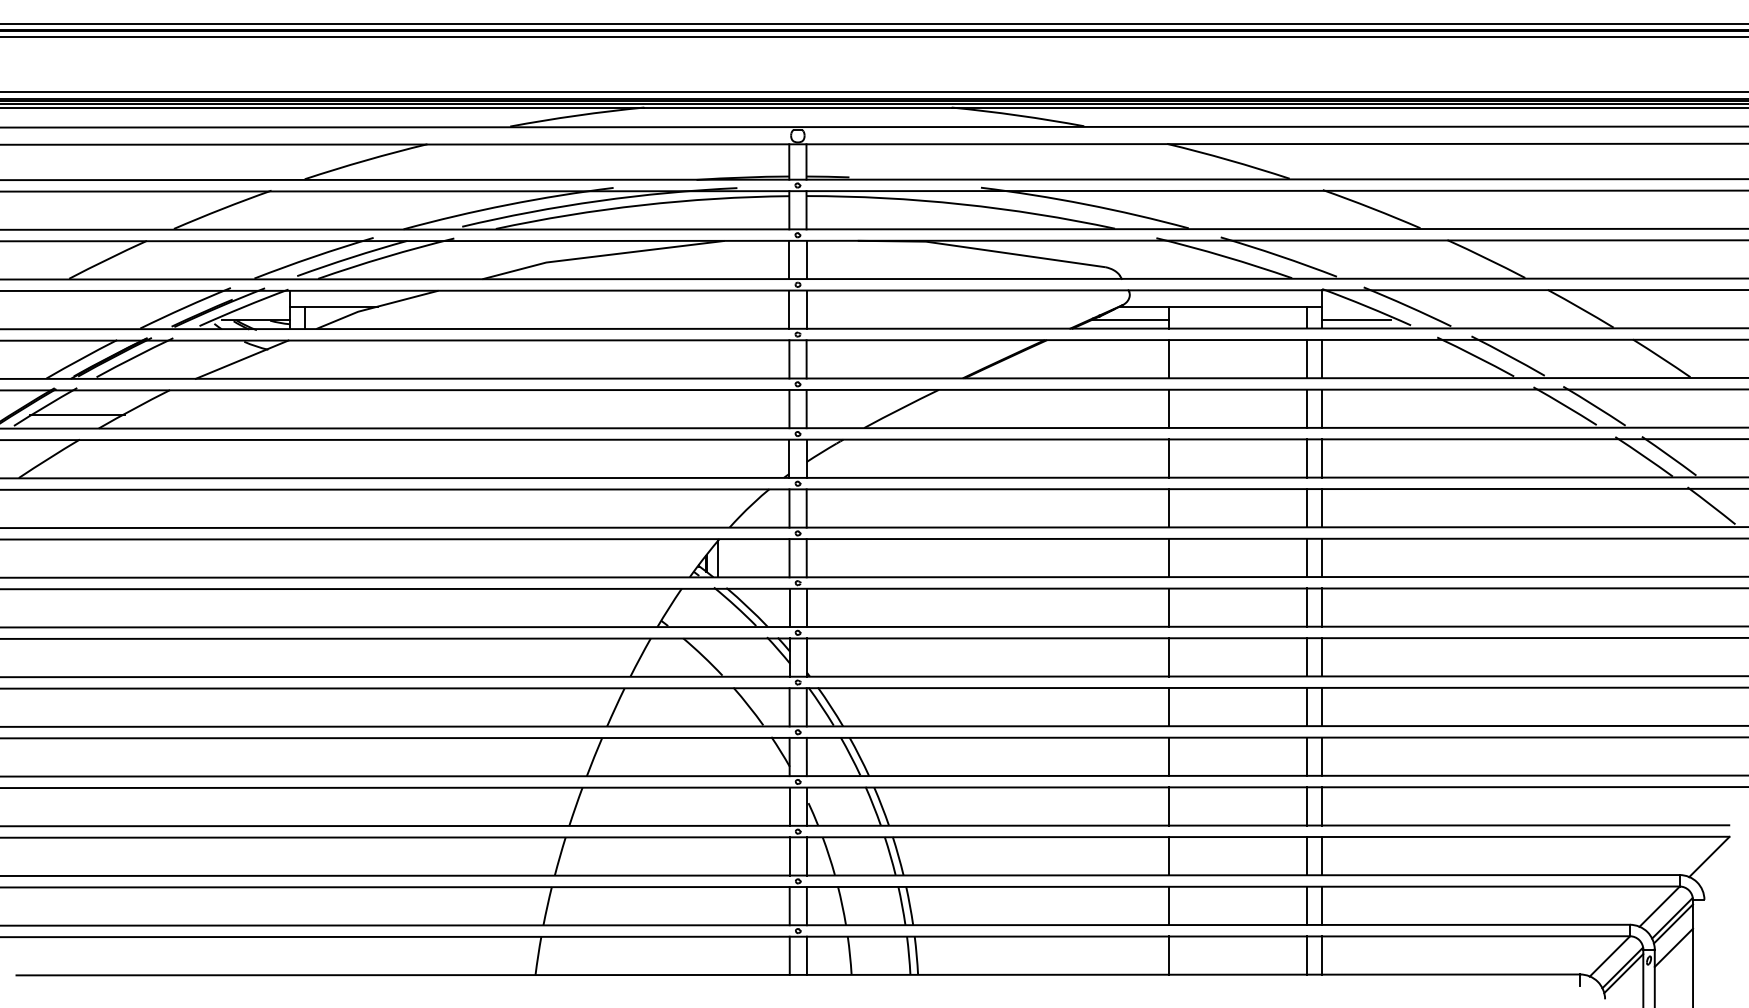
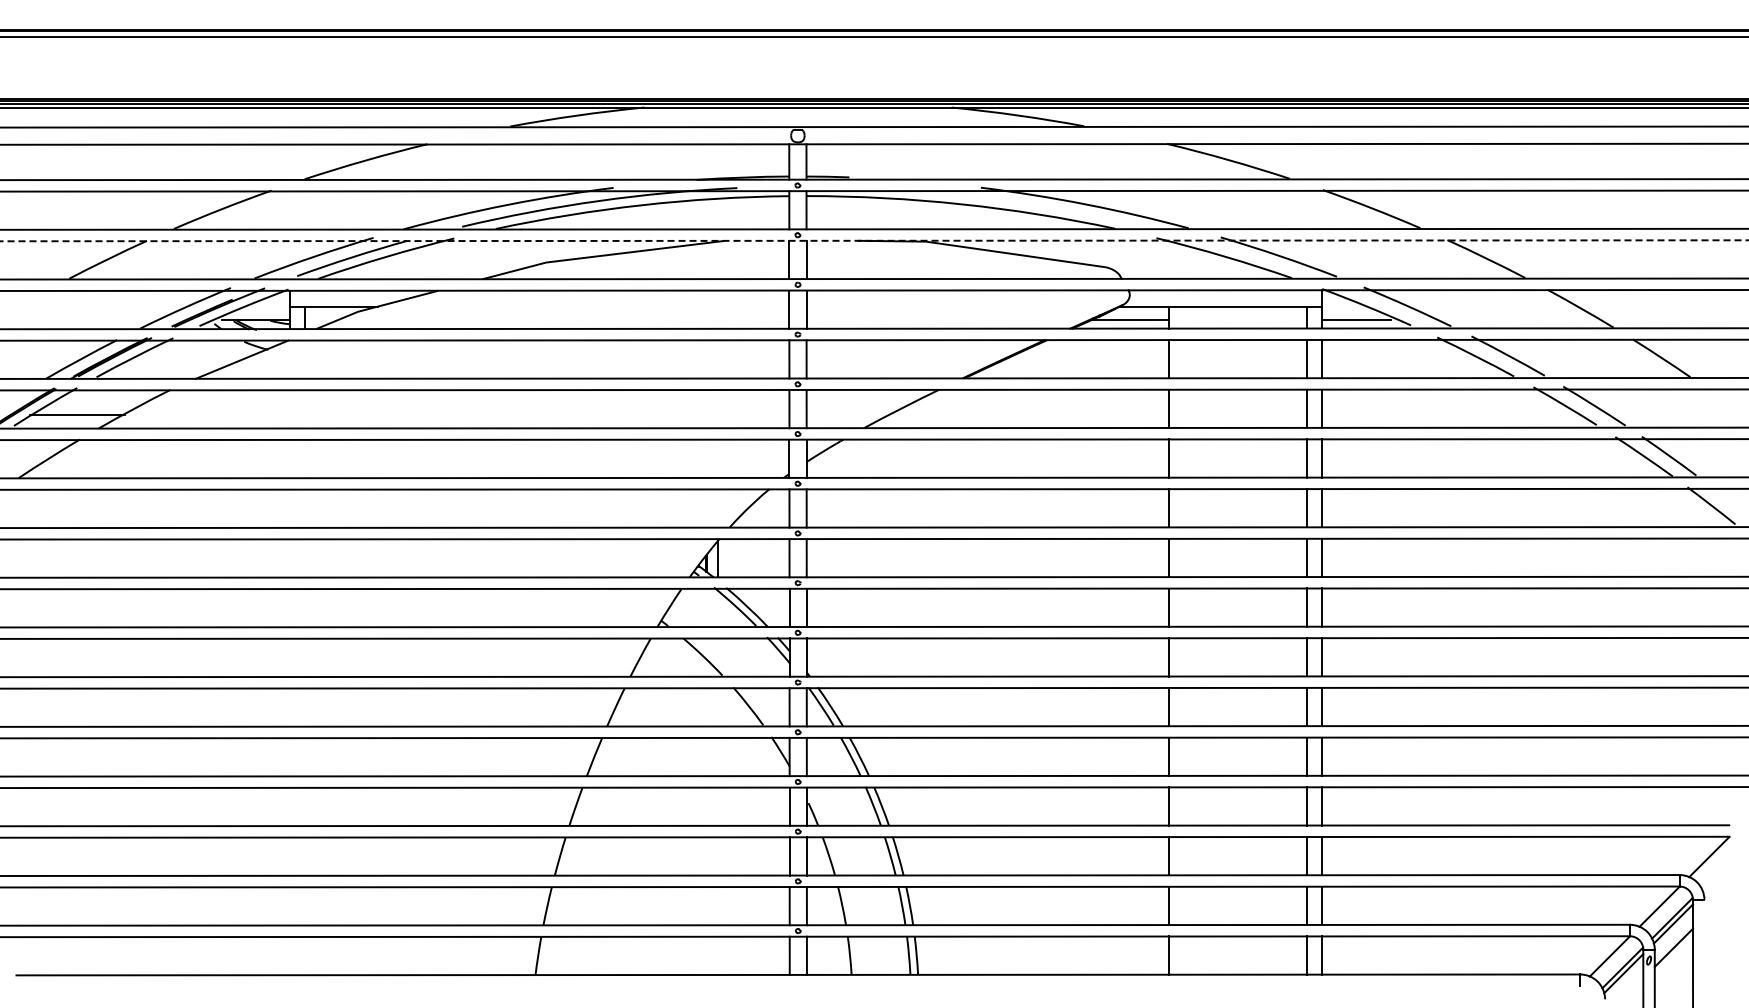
line: present -> none (873, 23)
line: present -> none (873, 92)
line: solid -> dashed (874, 240)
